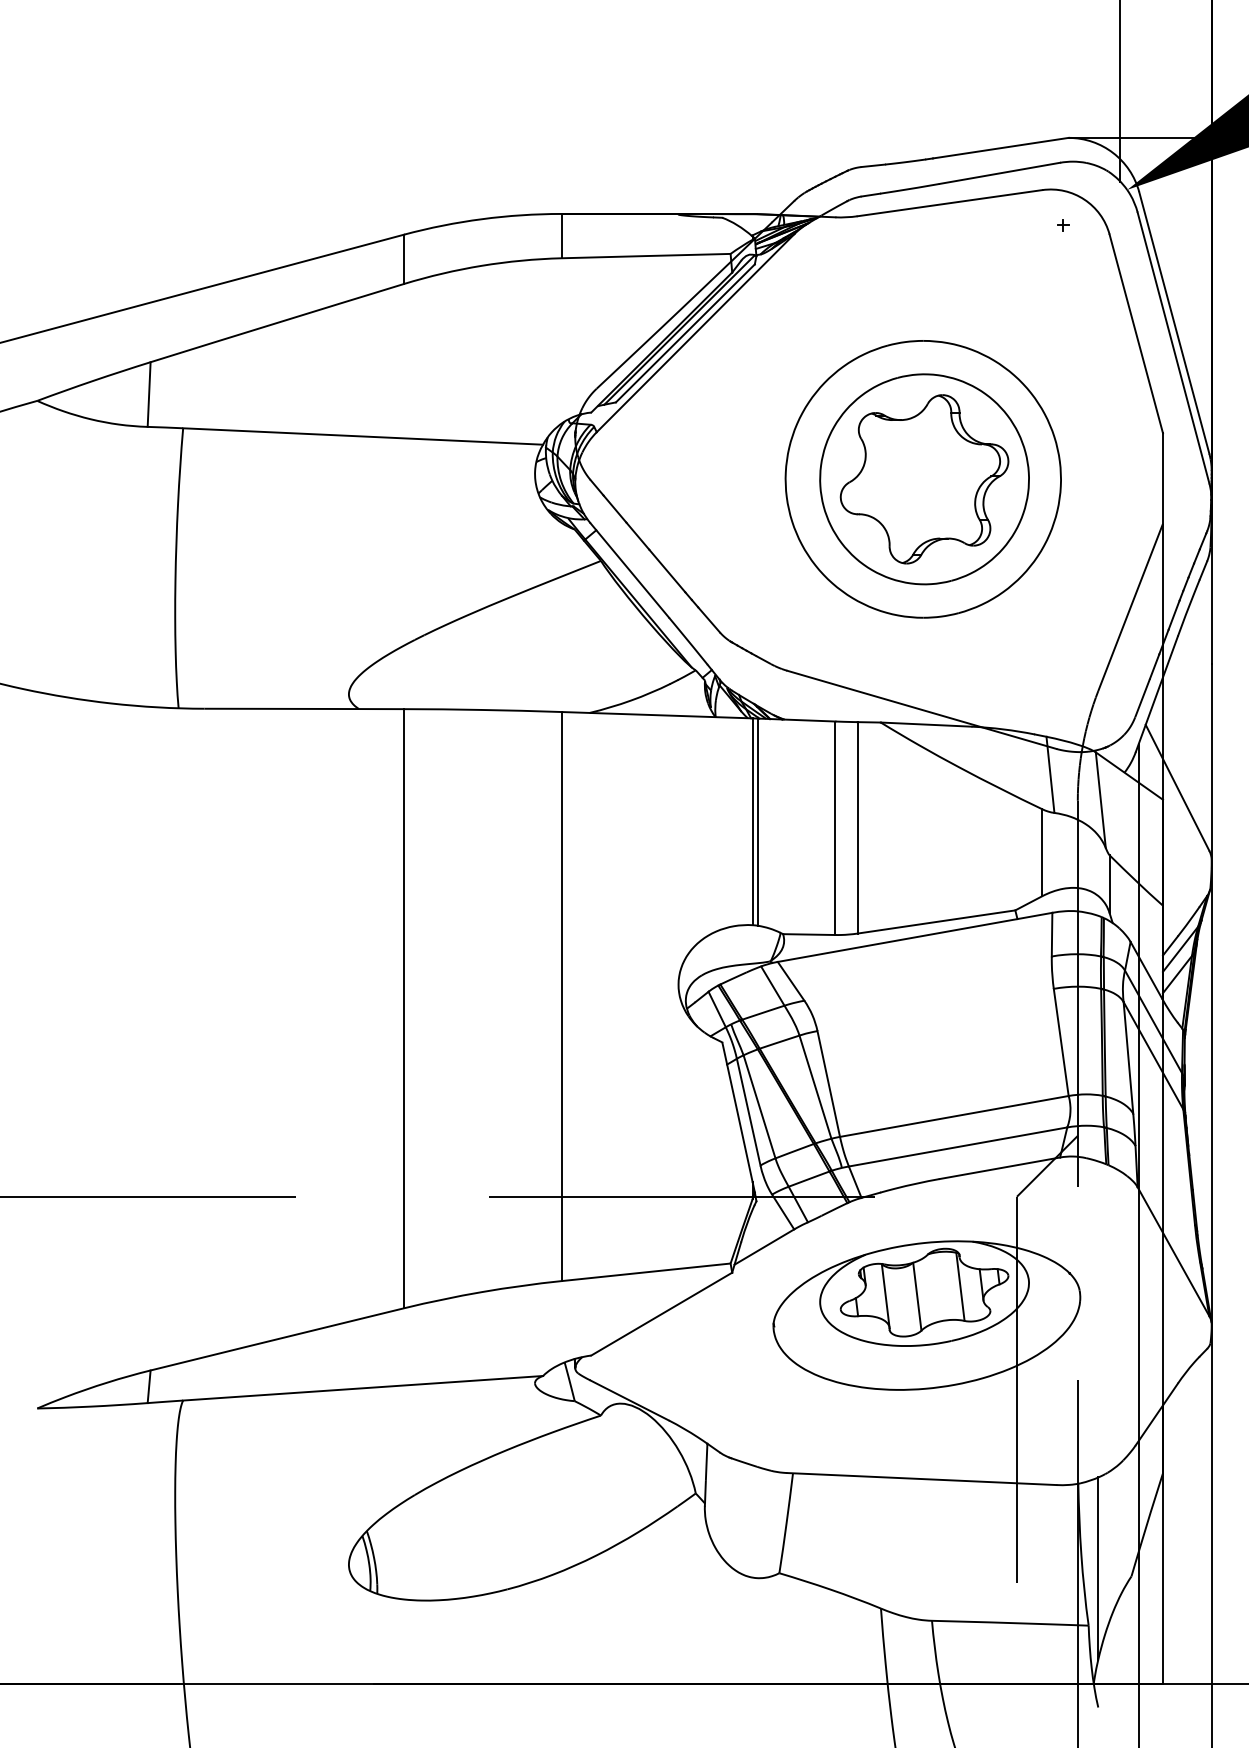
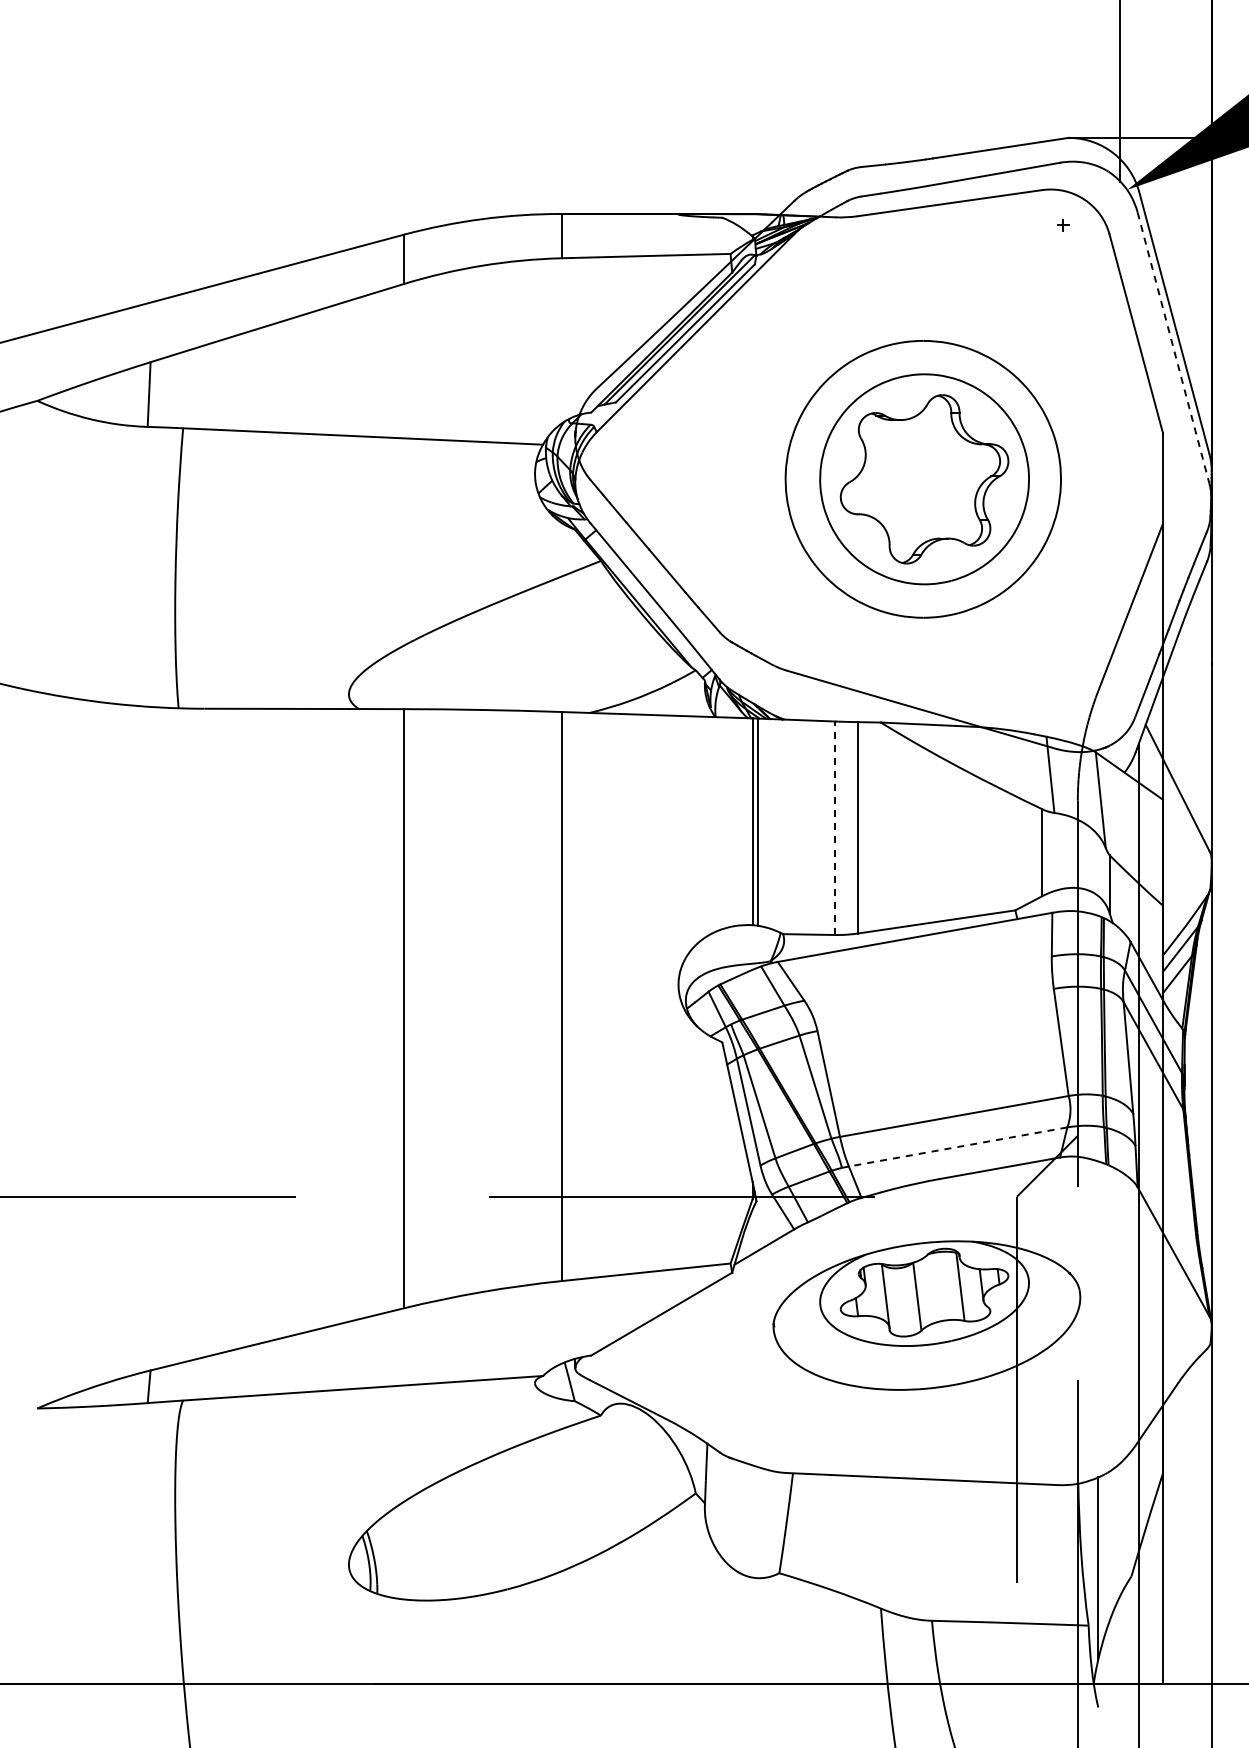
line: solid -> dashed (1173, 348)
line: solid -> dashed (835, 828)
line: solid -> dashed (958, 1146)
